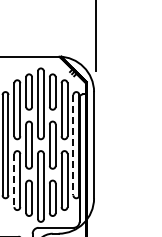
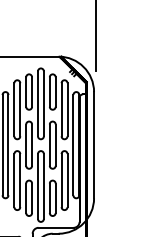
line: dashed -> solid (73, 145)
line: dashed -> solid (14, 180)
